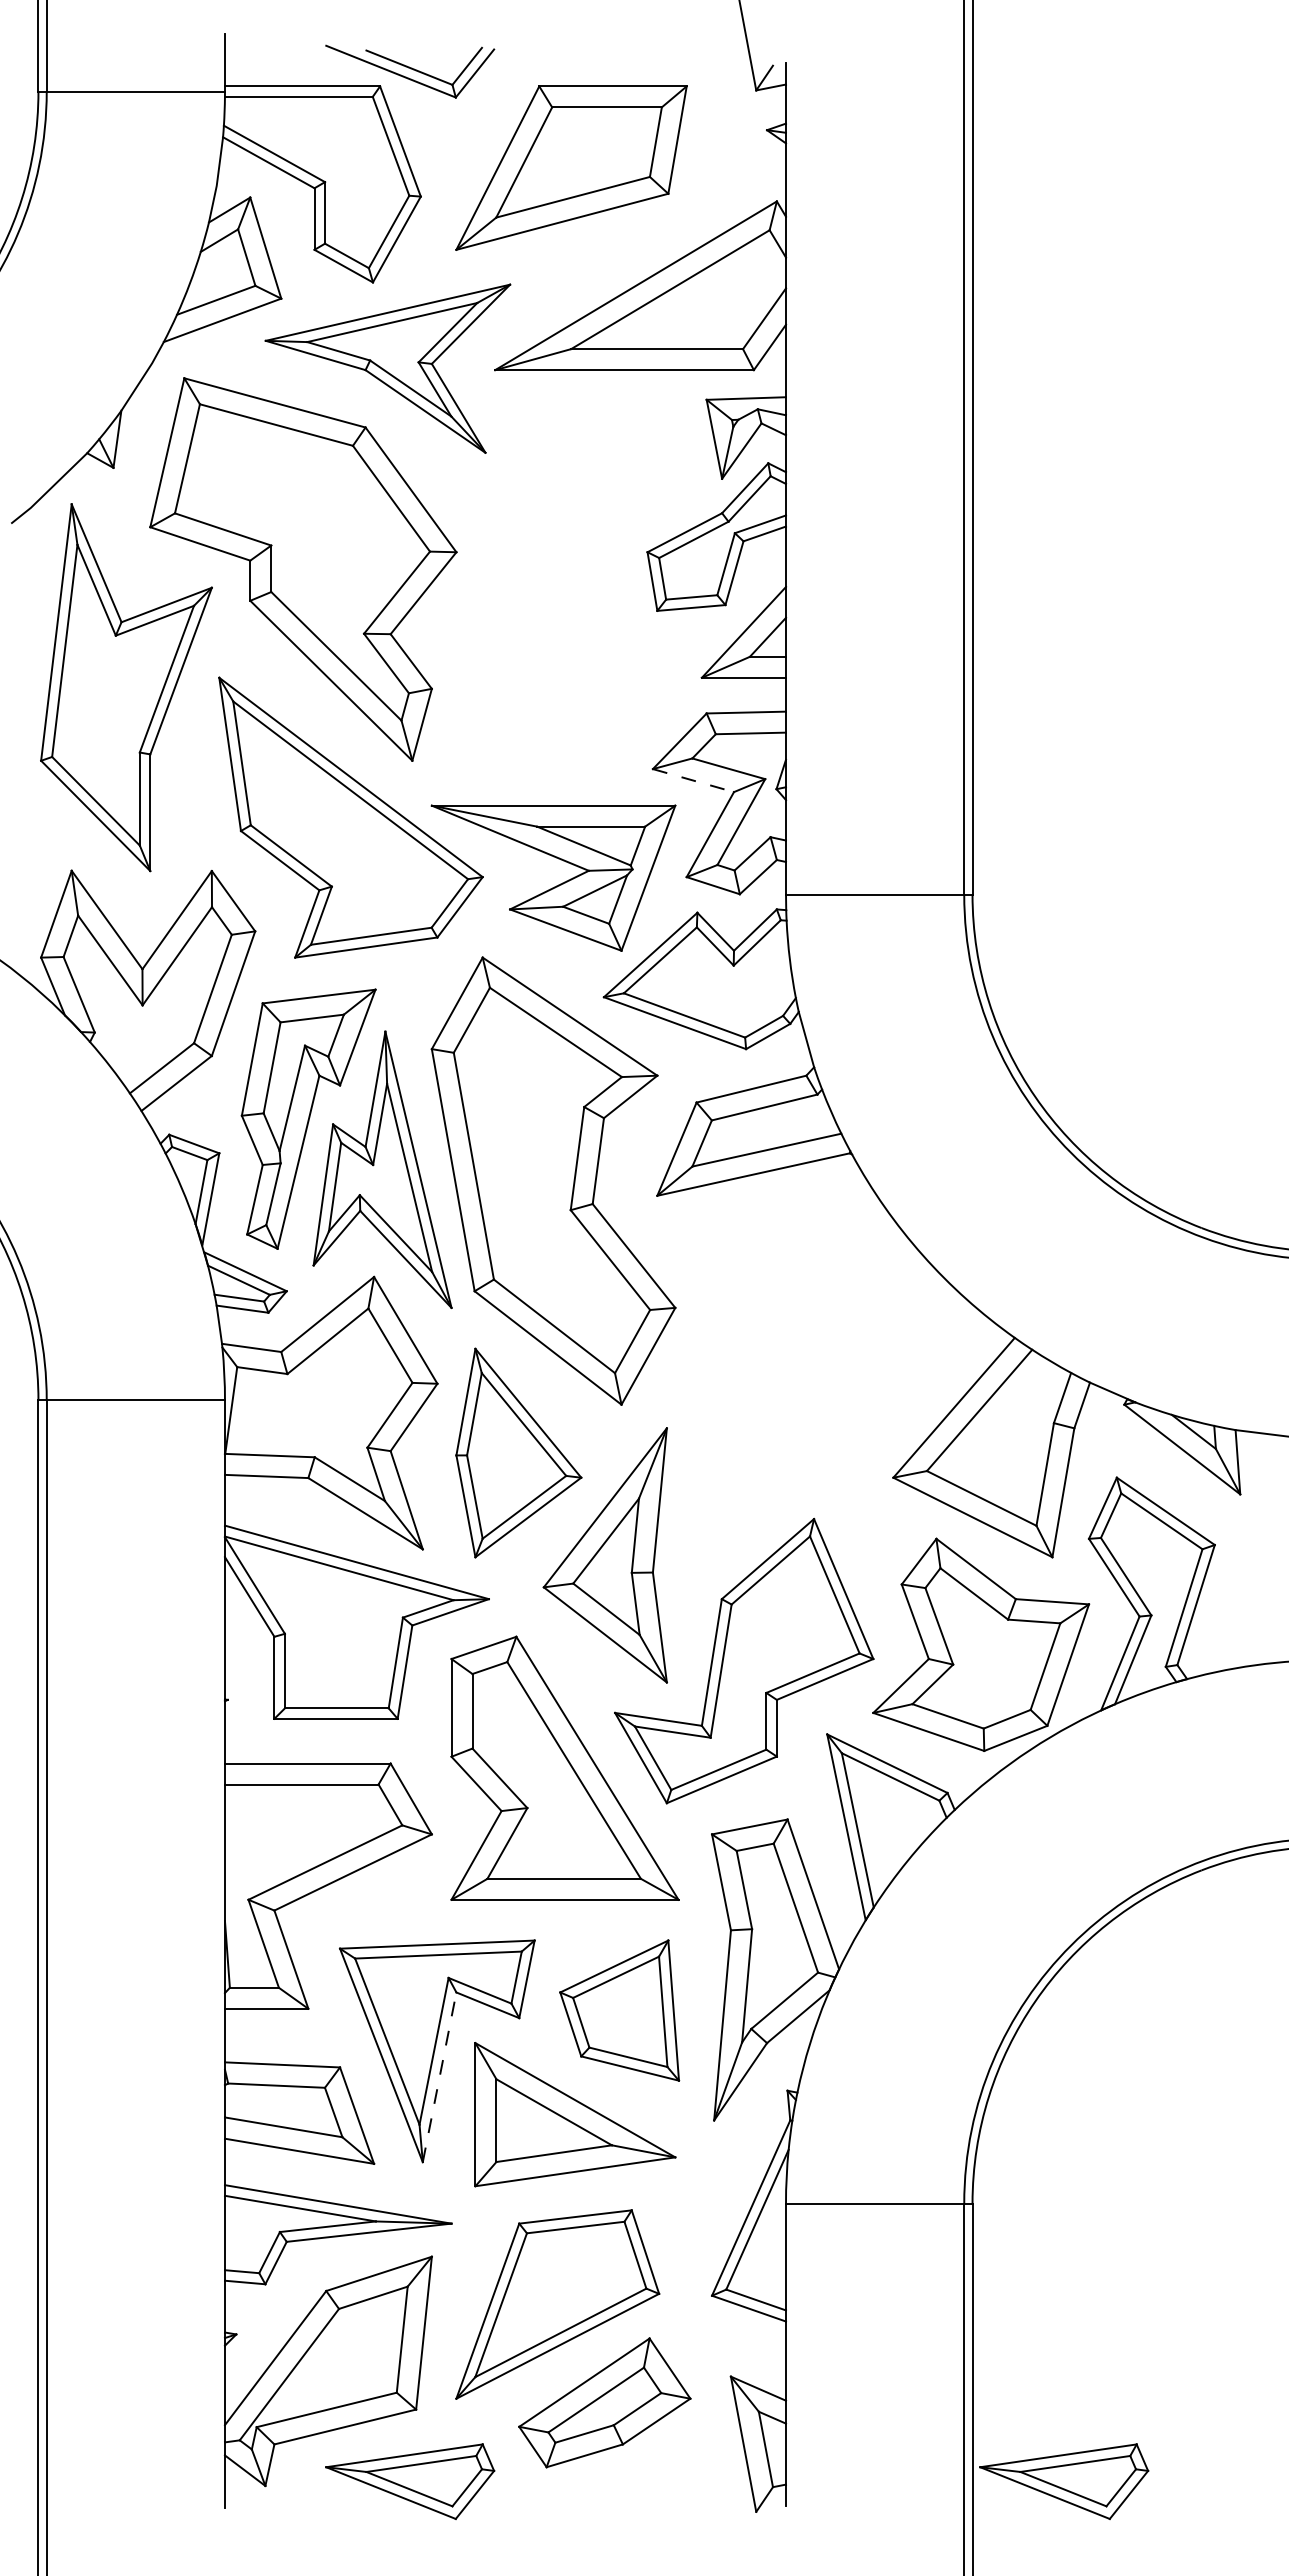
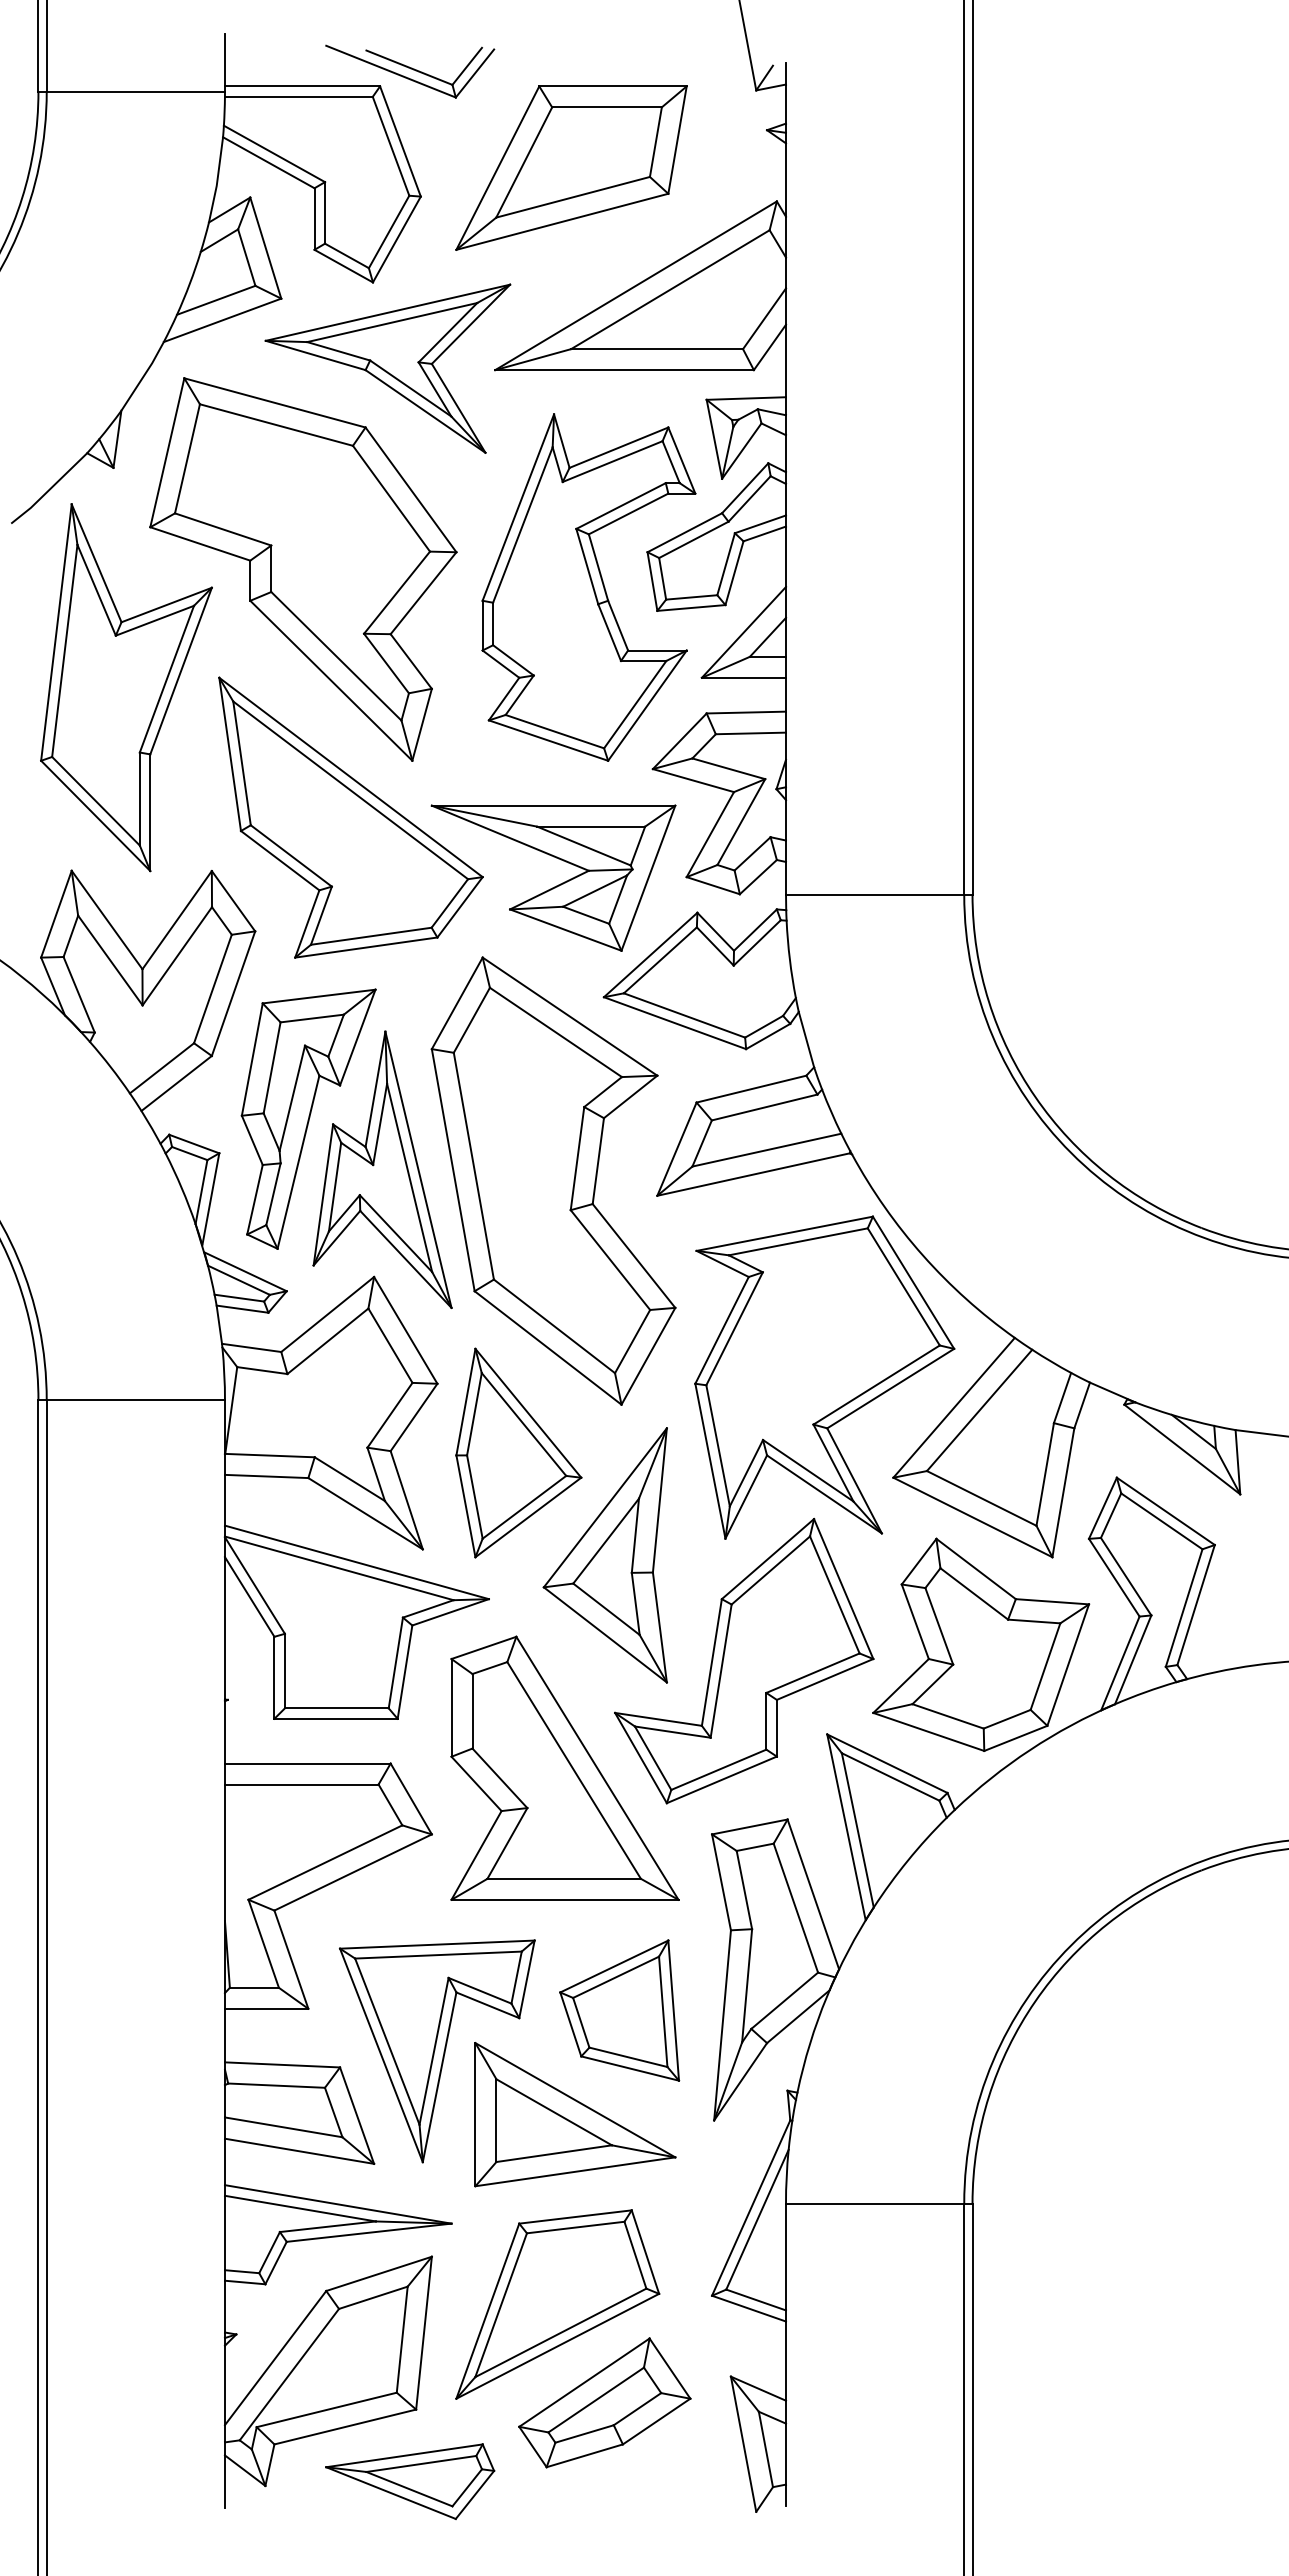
part: none -> present (588, 587)
line: dashed -> solid (693, 780)
part: none -> present (824, 1377)
line: dashed -> solid (439, 2077)
part: present -> none (1064, 2481)
